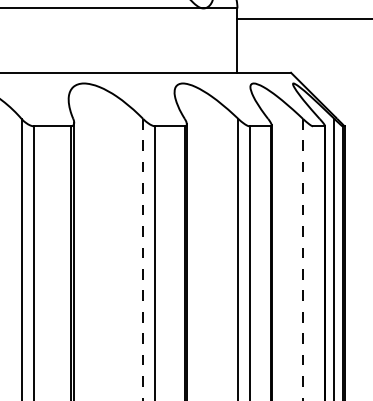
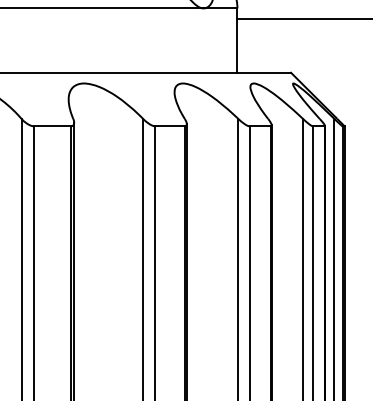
line: dashed -> solid (143, 259)
line: dashed -> solid (302, 259)
line: none -> present (313, 261)
